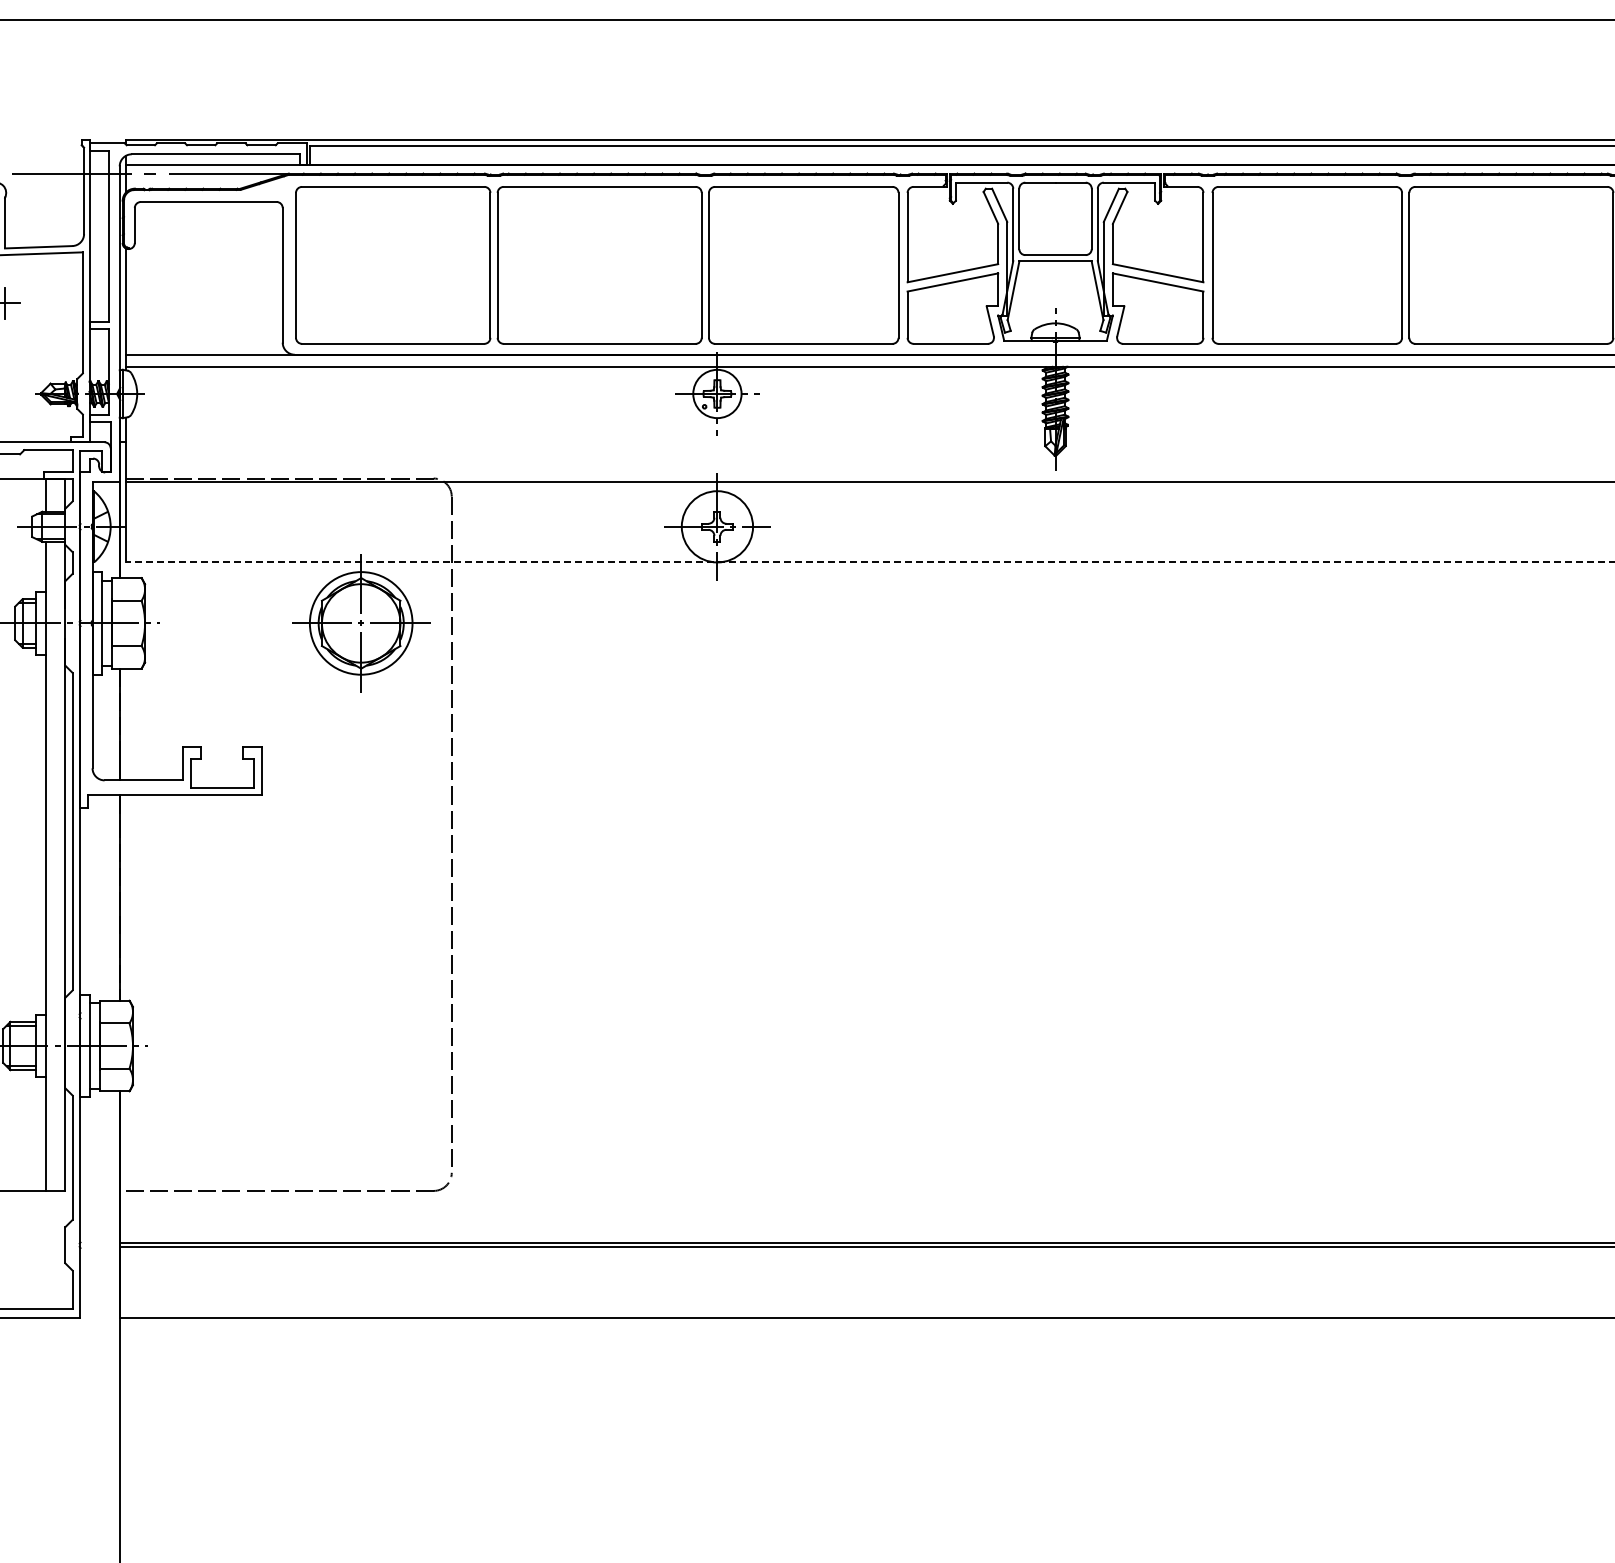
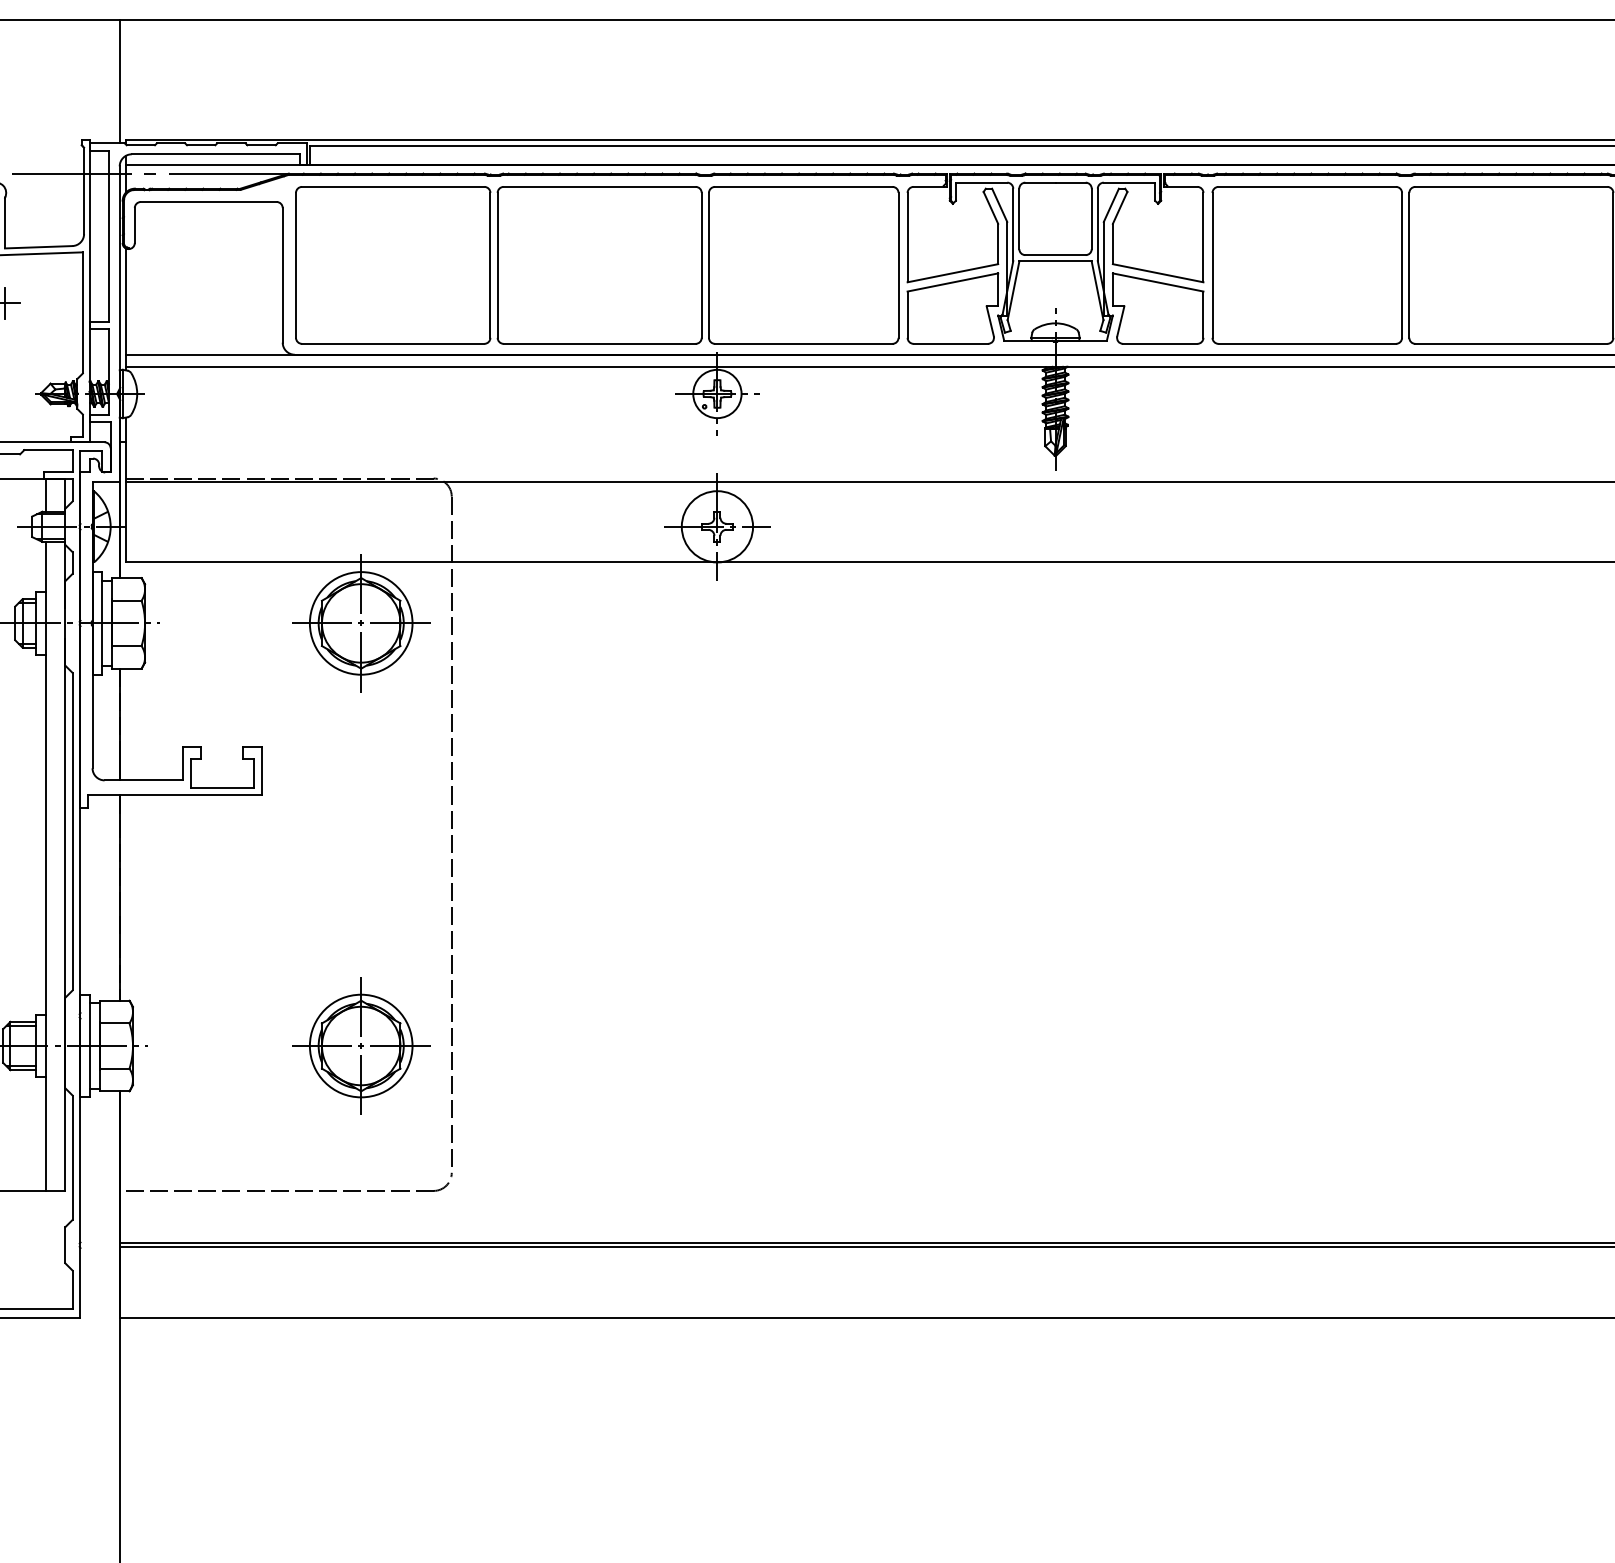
line: none -> present (119, 81)
line: dashed -> solid (869, 562)
part: none -> present (361, 1045)
